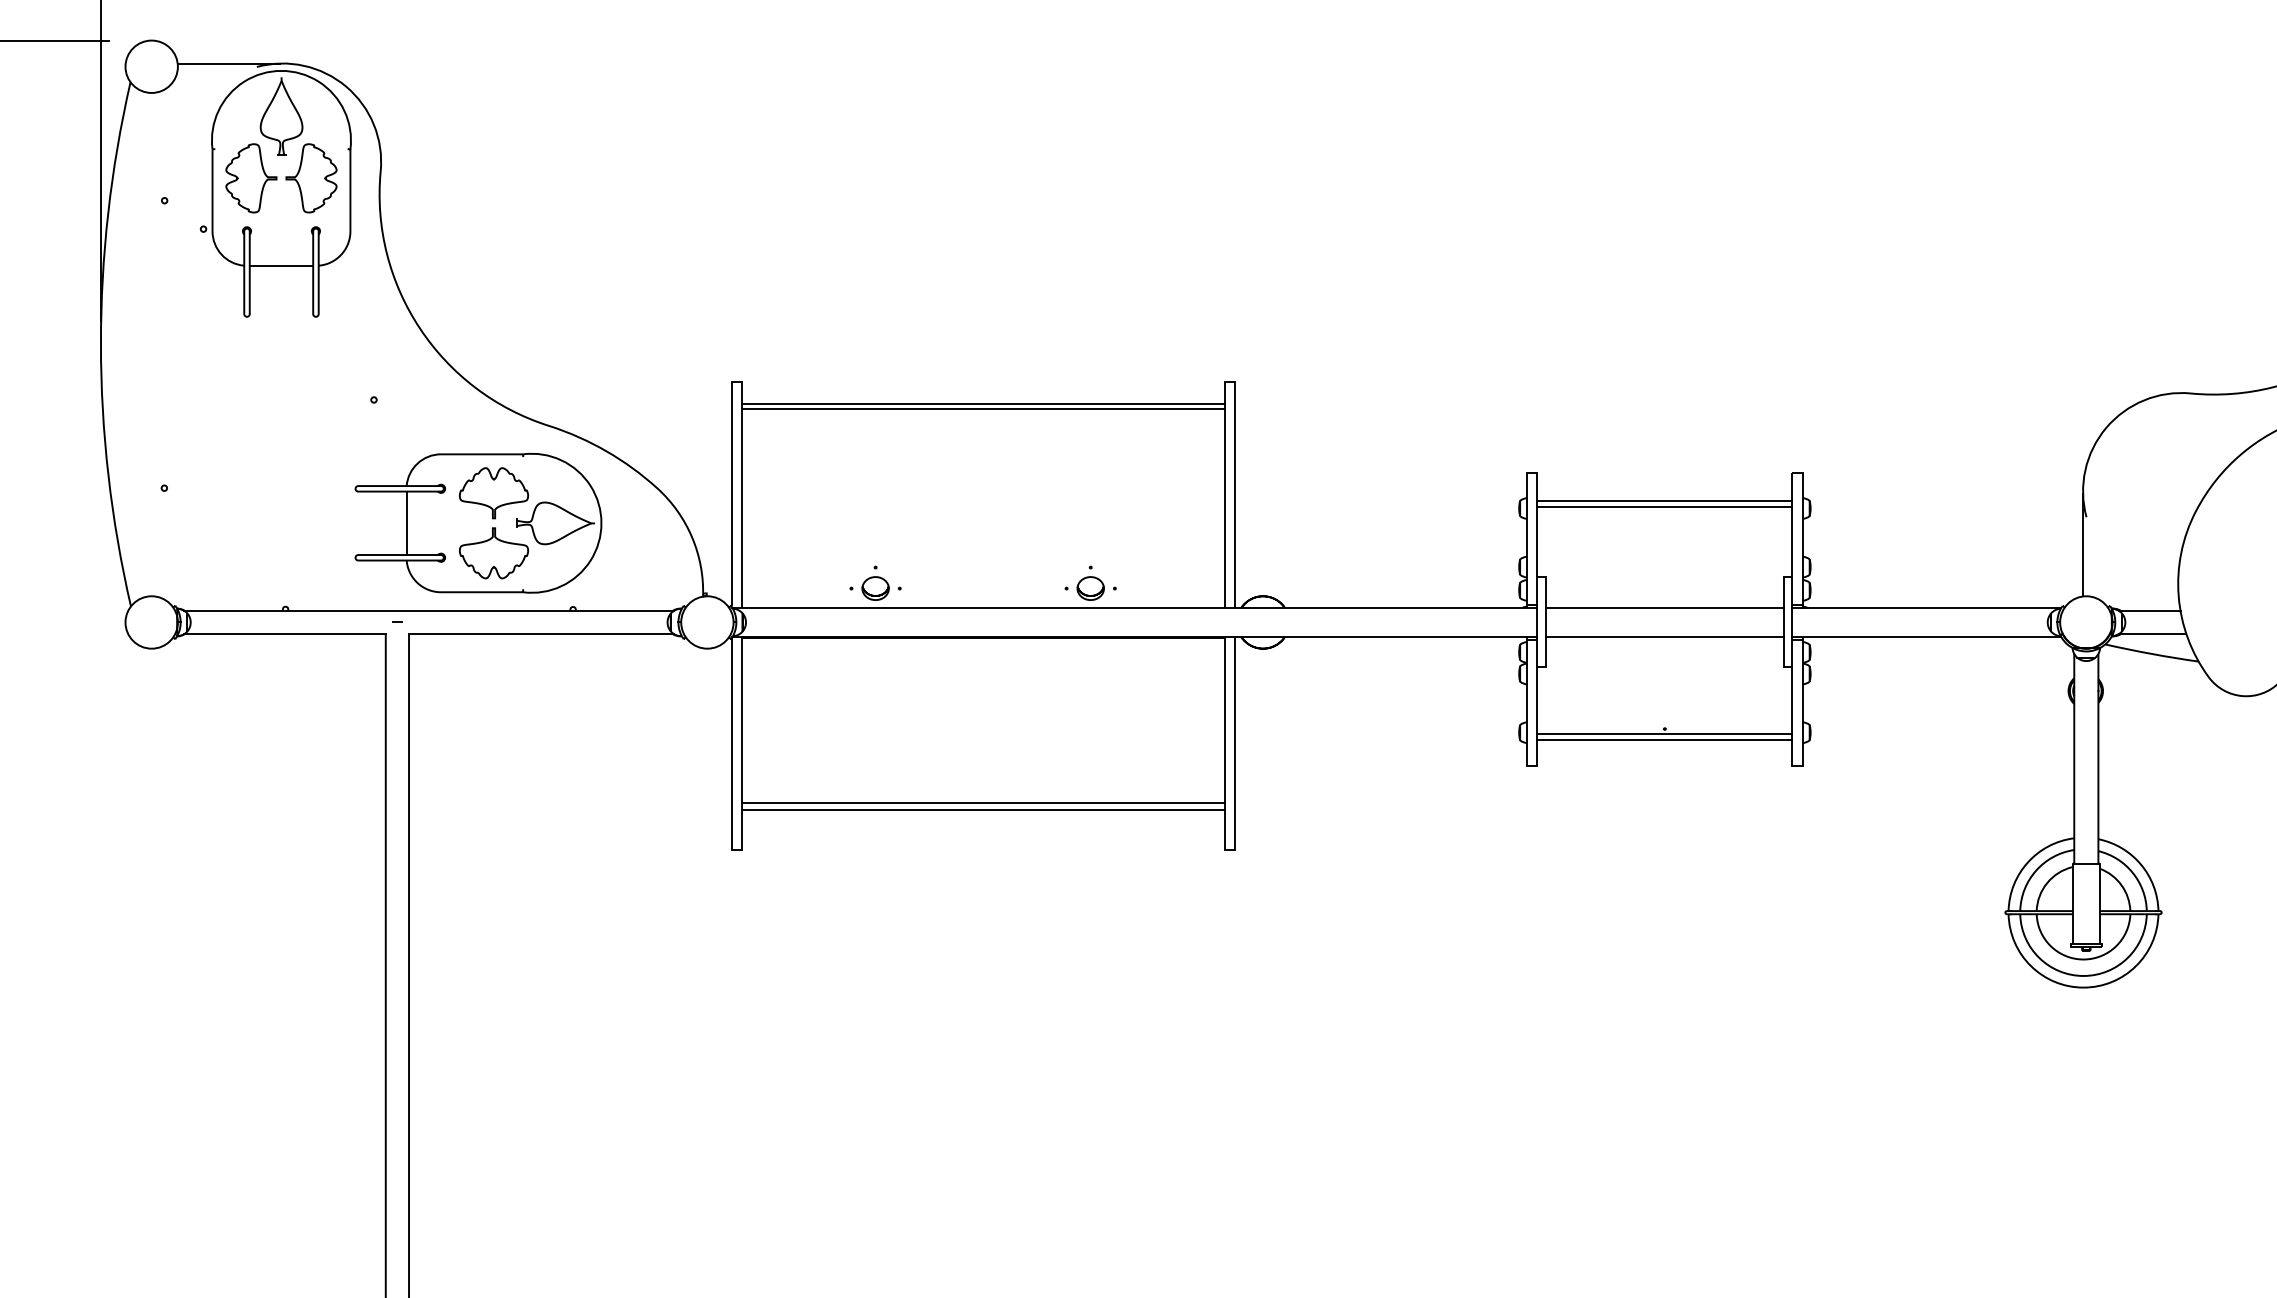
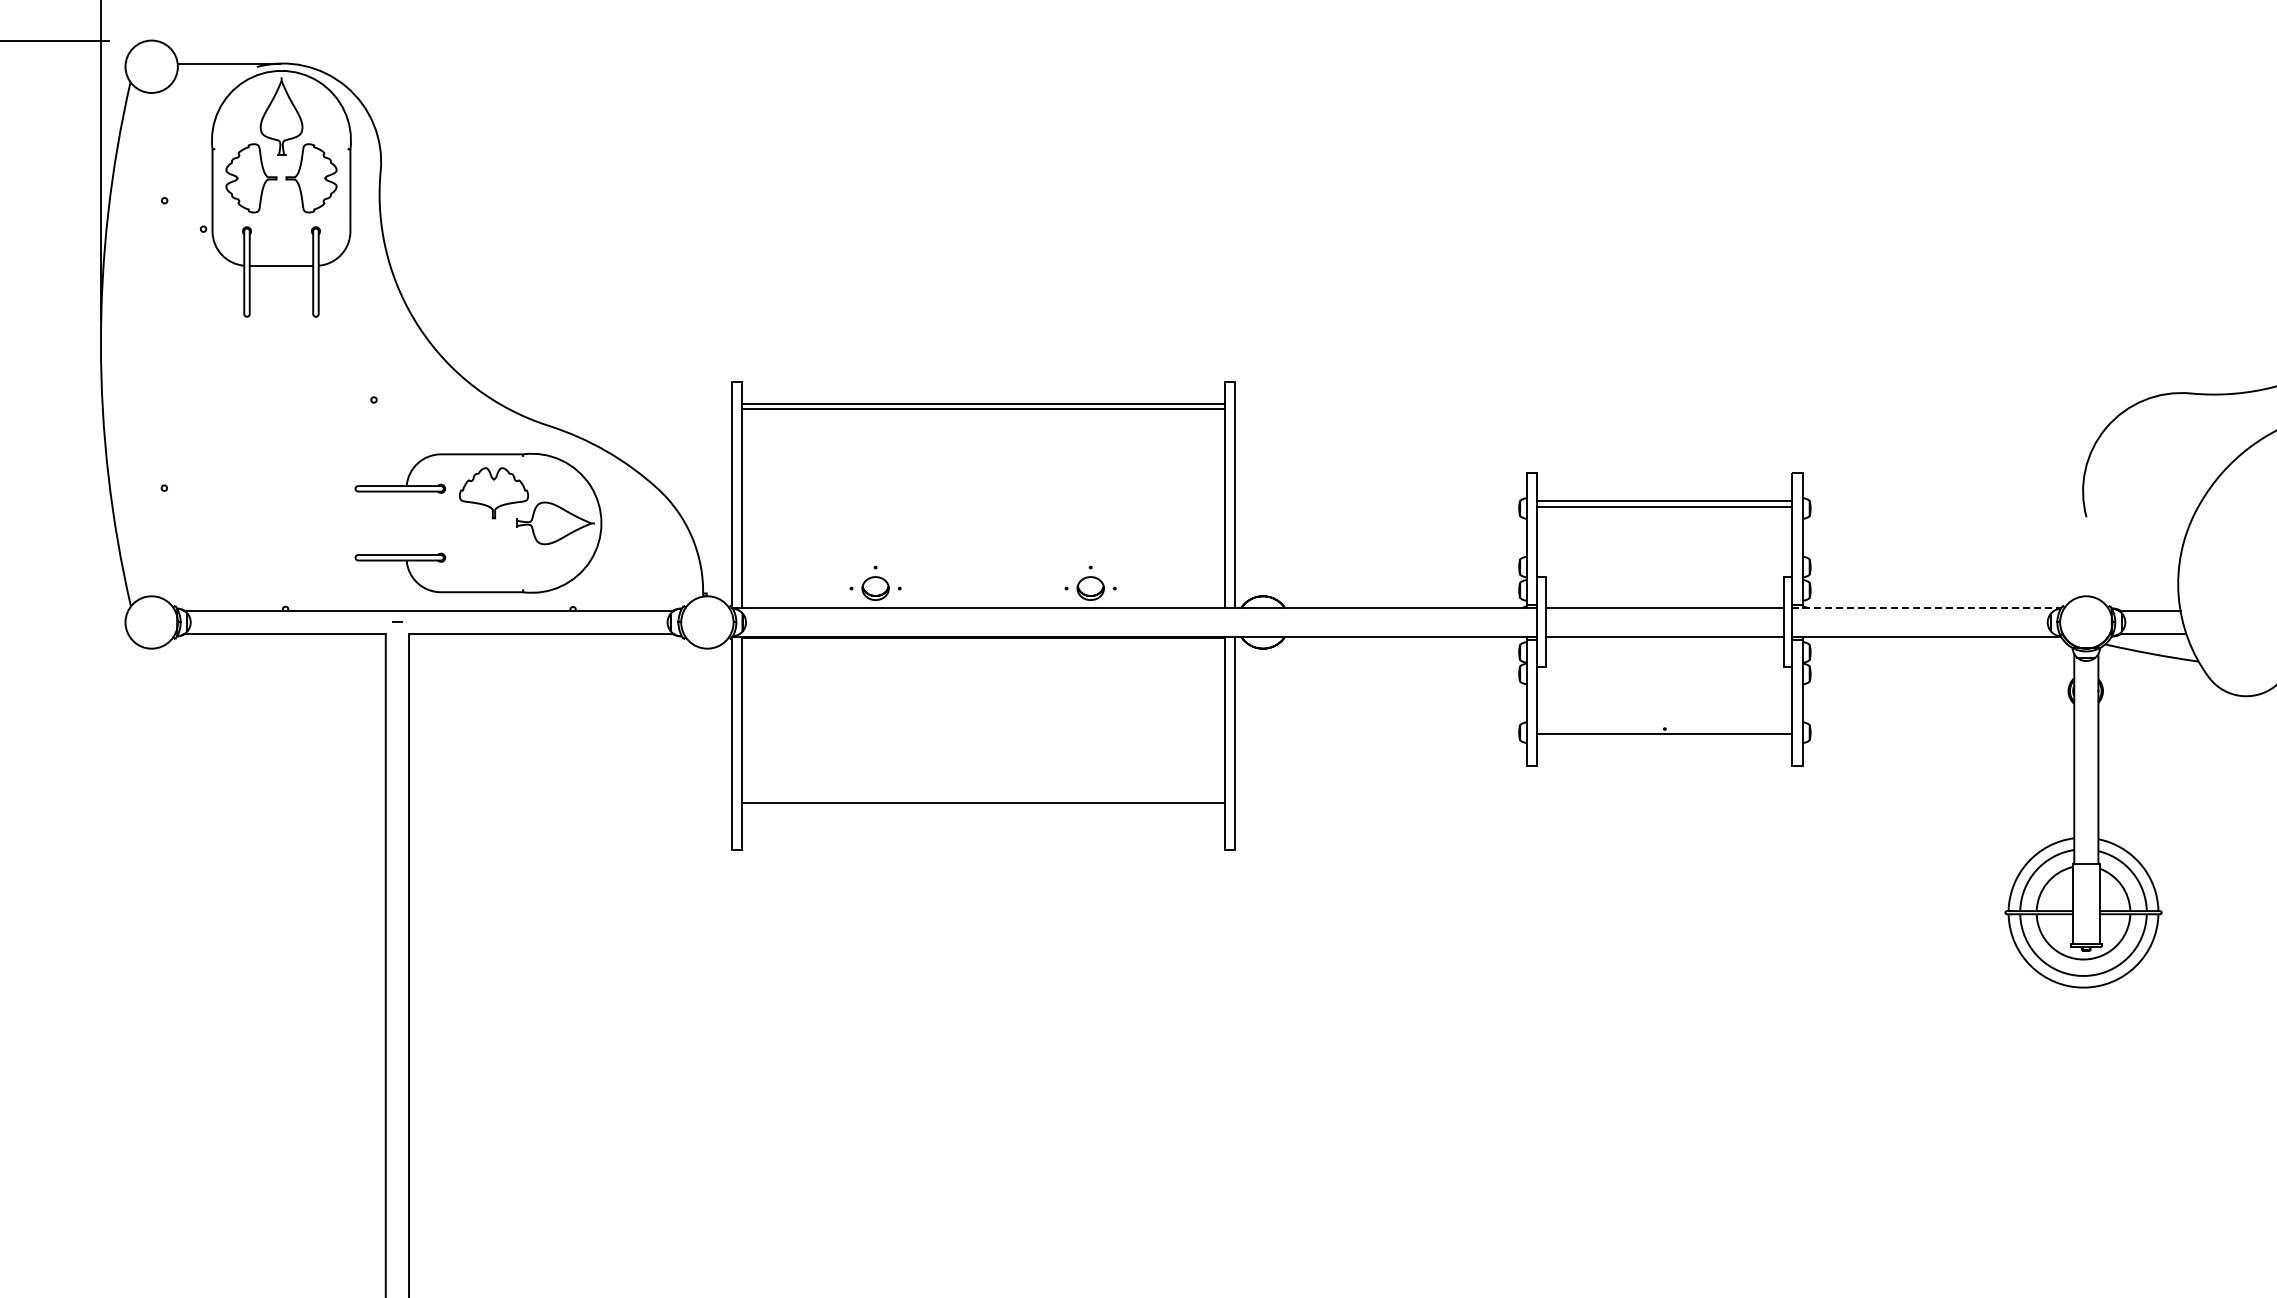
line: present -> none (406, 523)
line: present -> none (2083, 545)
part: present -> none (494, 553)
line: solid -> dashed (1927, 607)
line: present -> none (1664, 739)
line: present -> none (982, 809)
